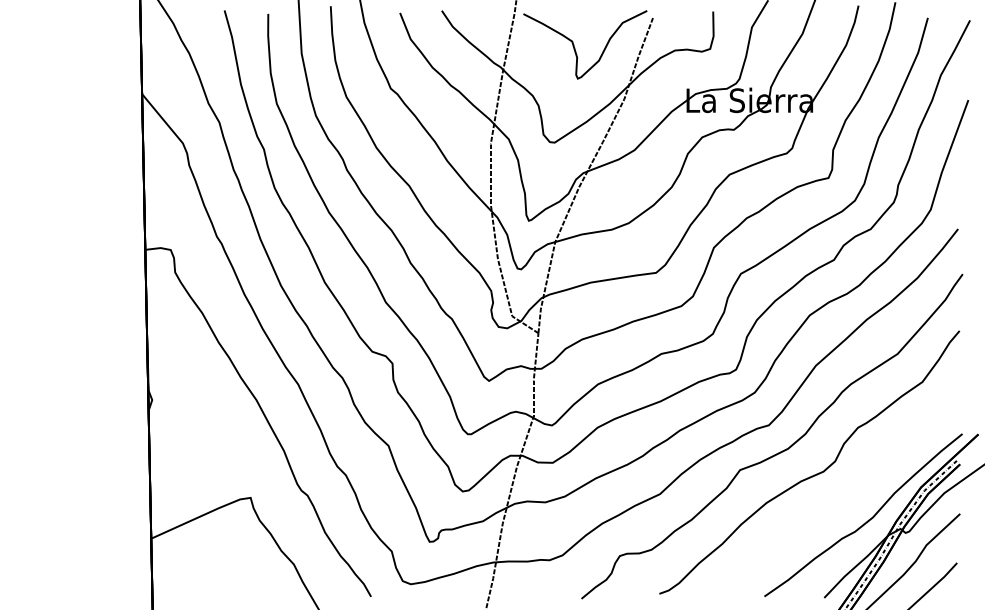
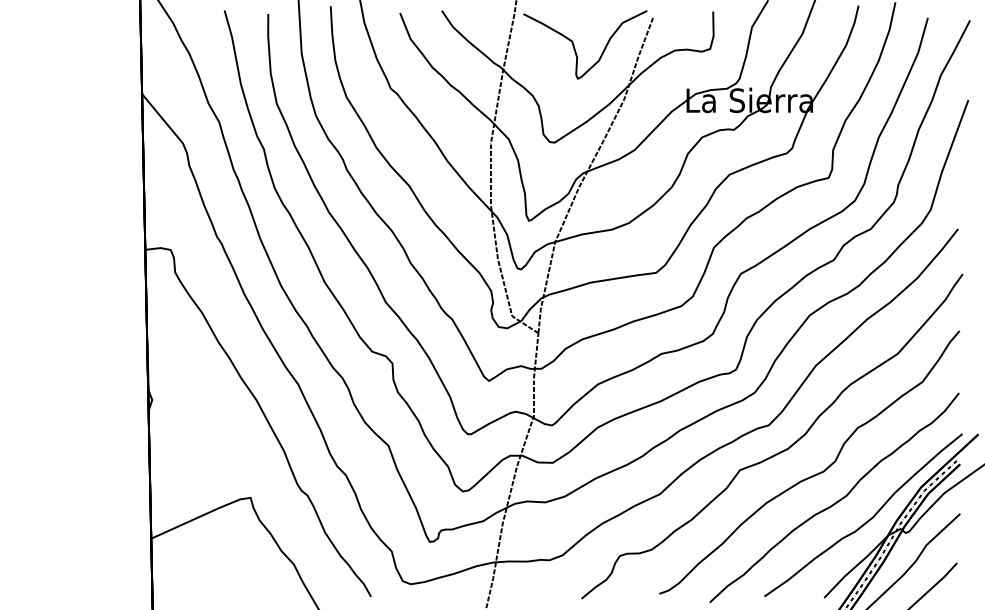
curve: none -> present (837, 500)
